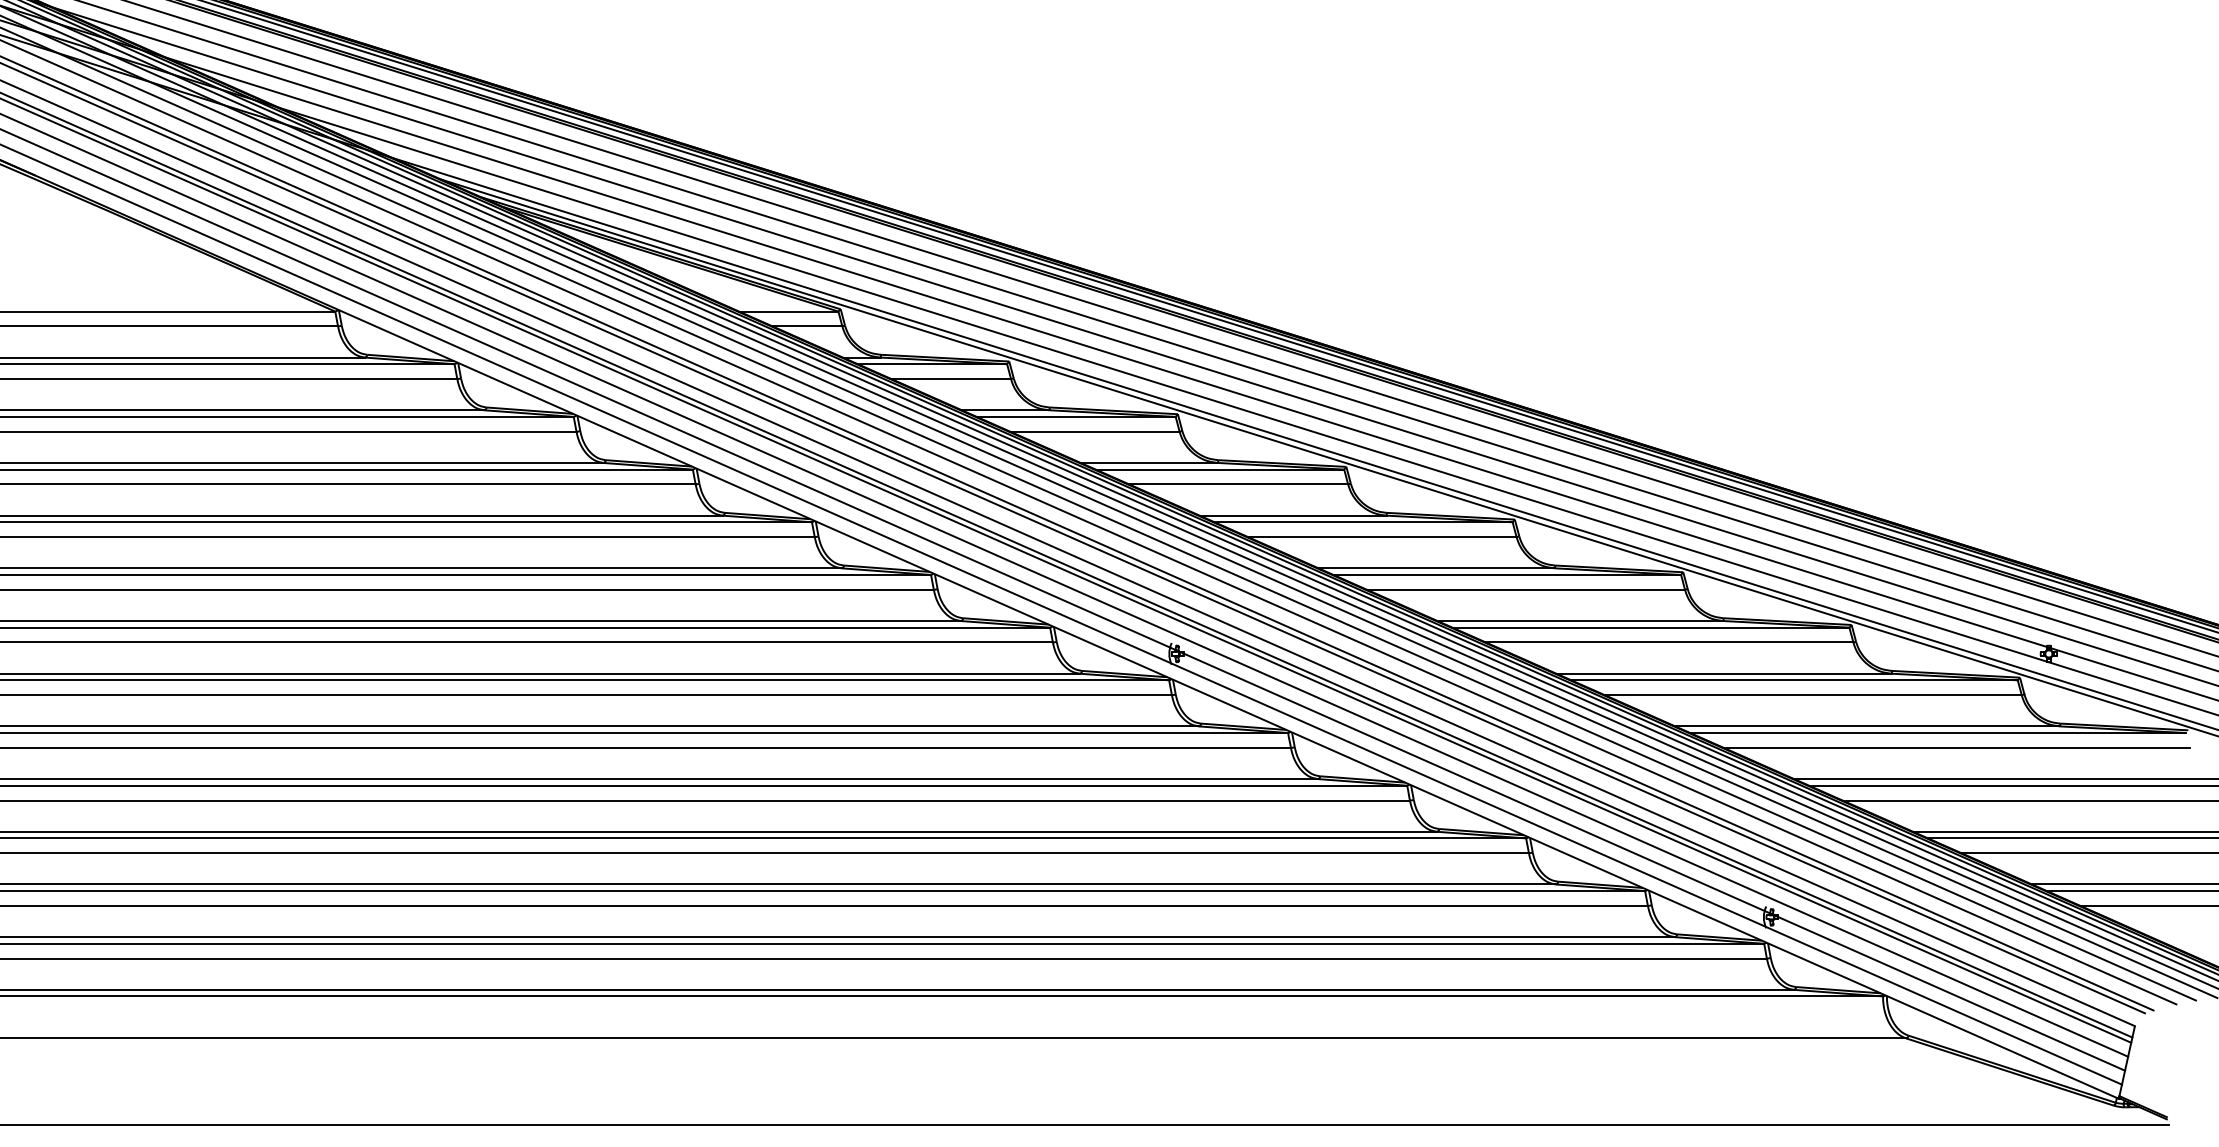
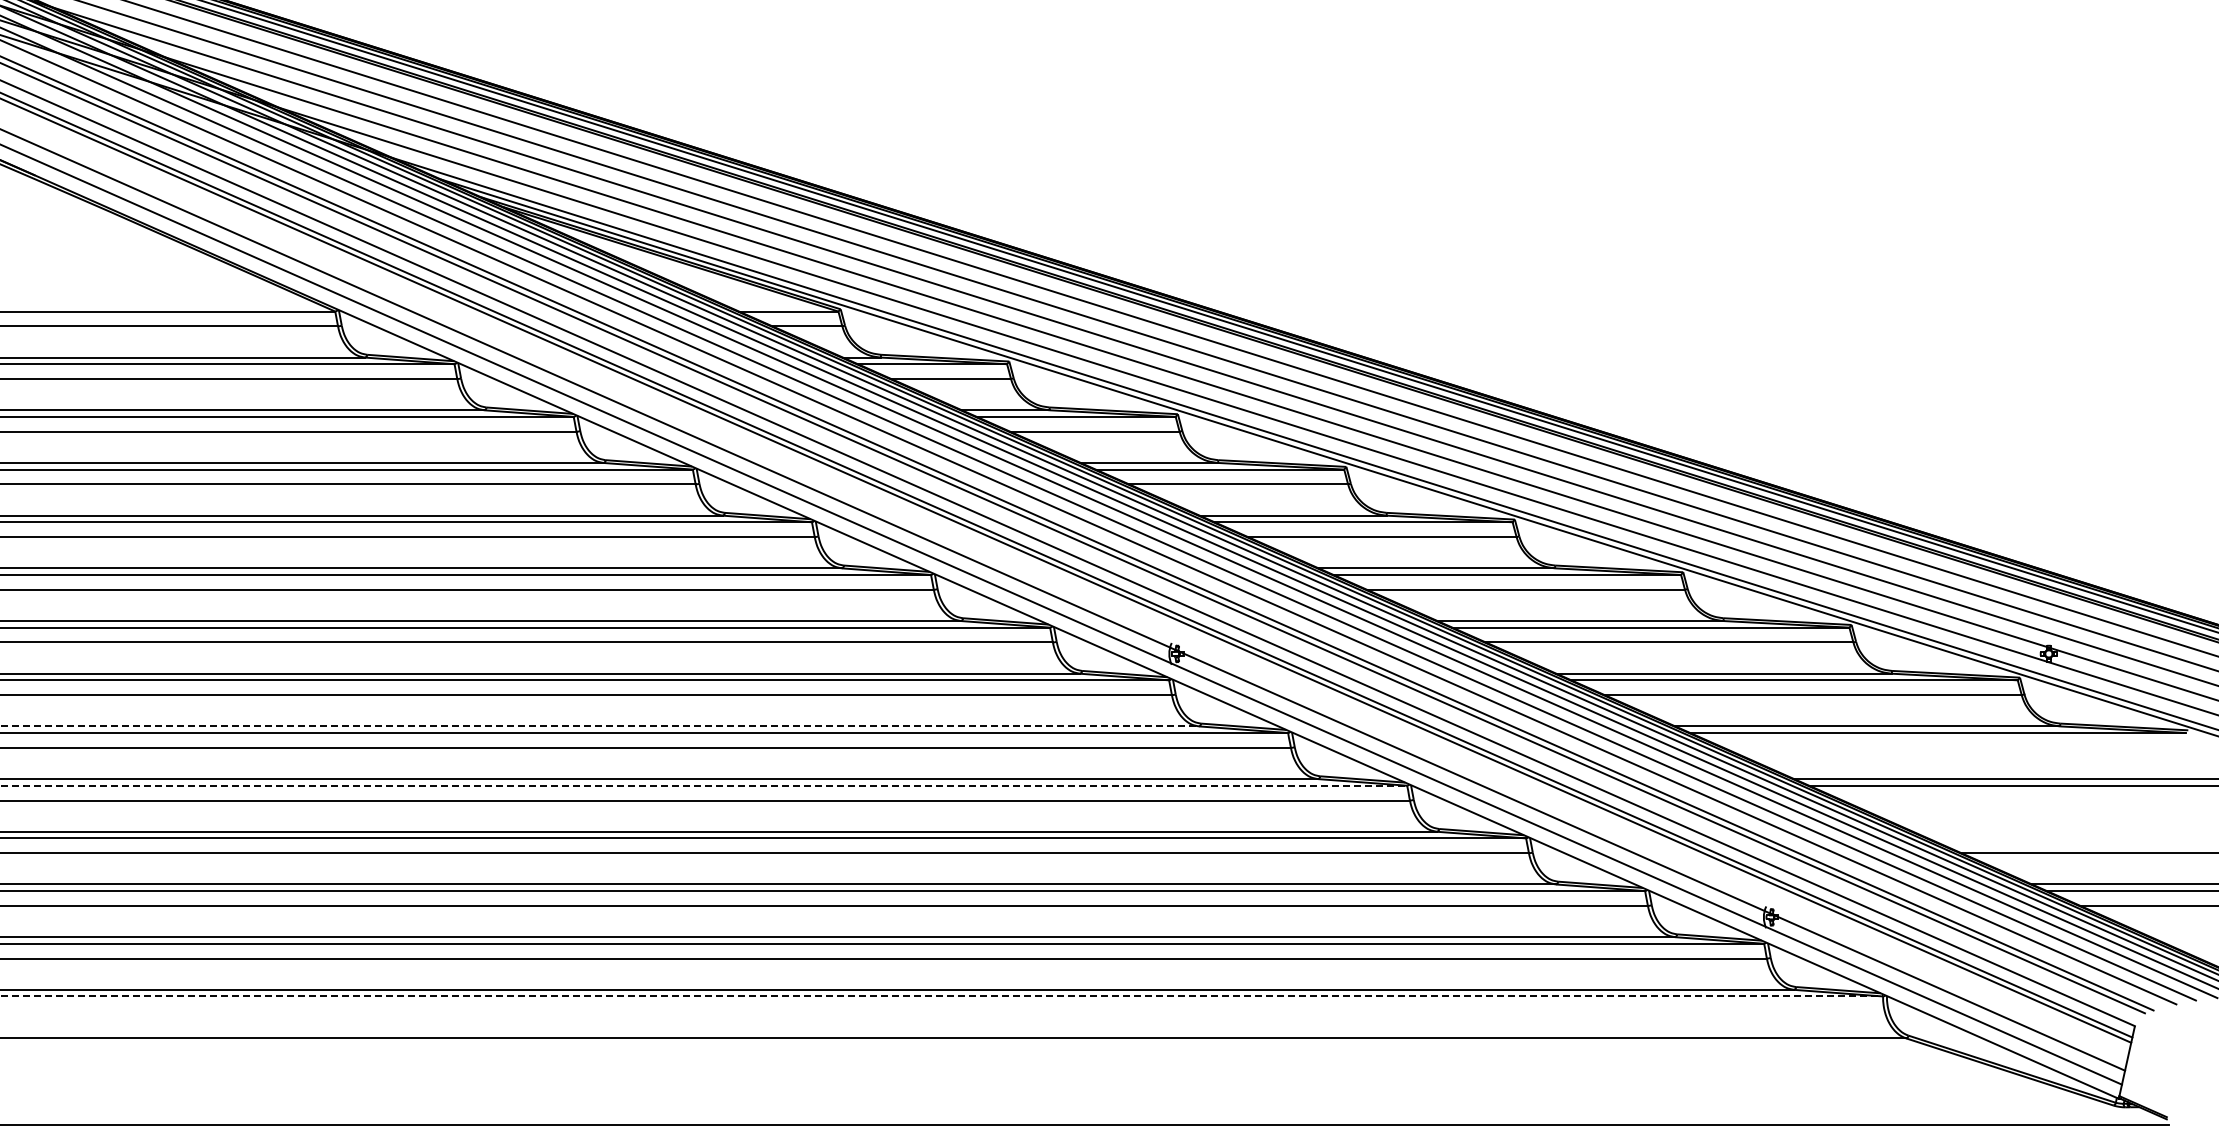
line: present -> none (1065, 585)
line: solid -> dashed (600, 726)
line: present -> none (1956, 747)
line: solid -> dashed (704, 785)
line: present -> none (2028, 800)
line: present -> none (2064, 831)
line: present -> none (2071, 838)
line: solid -> dashed (942, 996)
